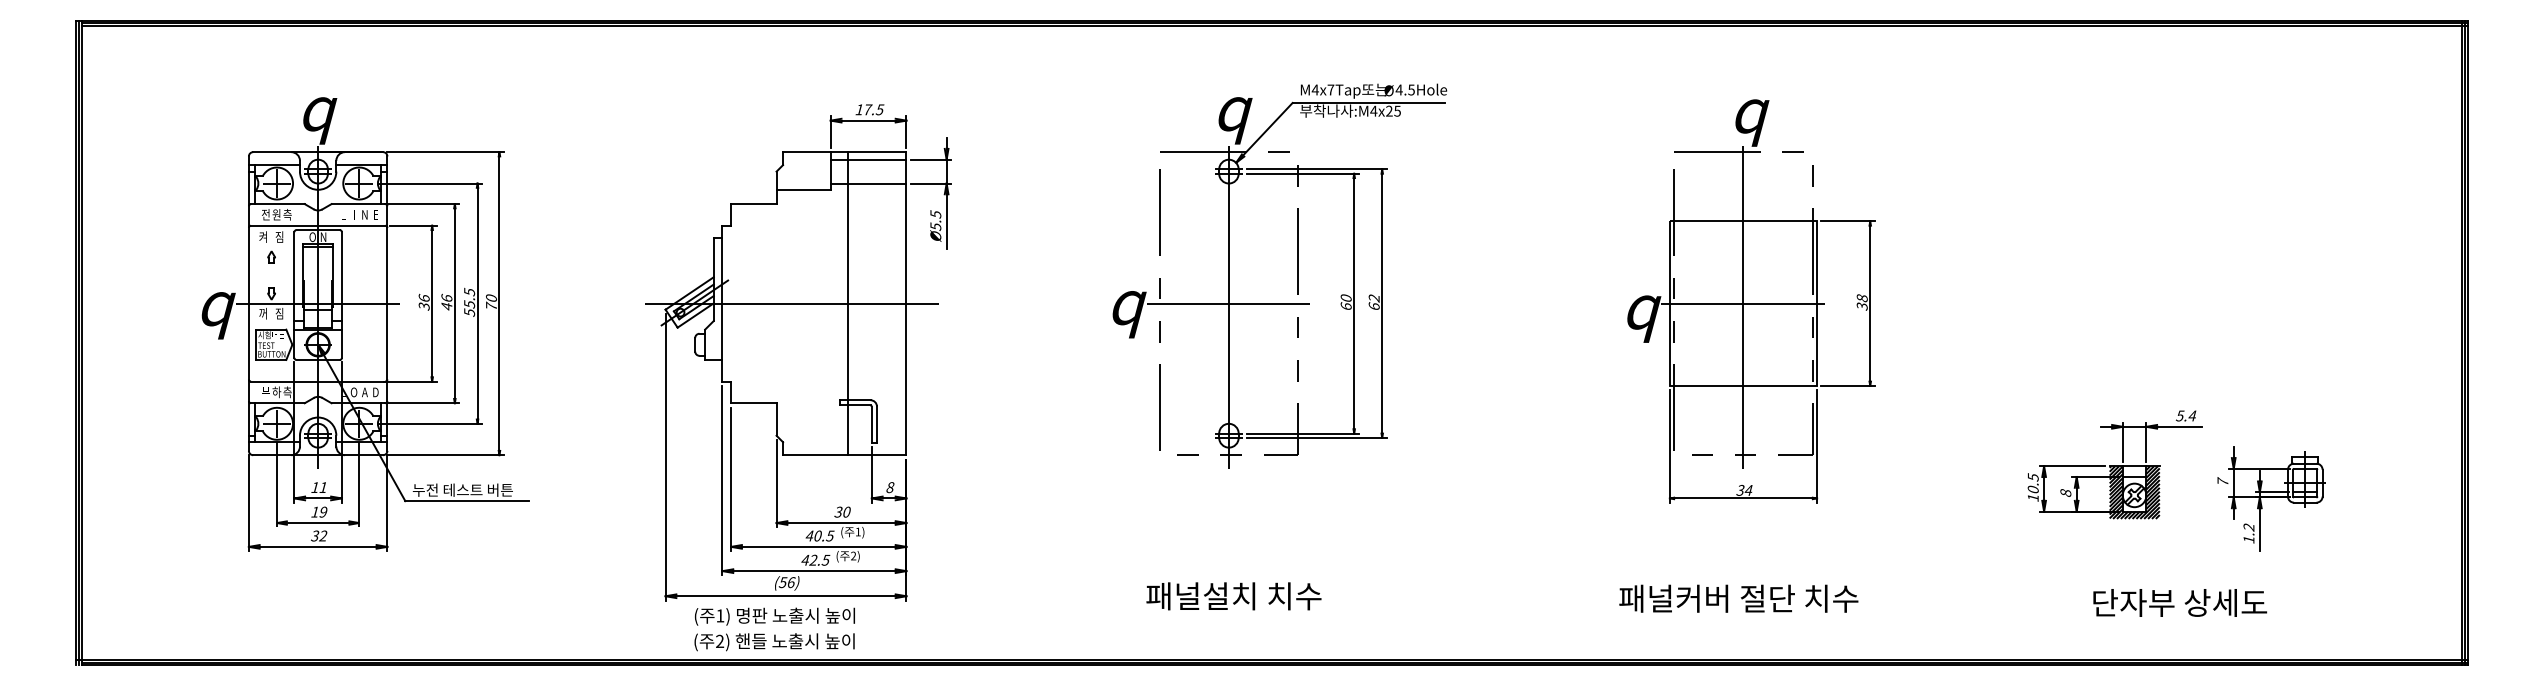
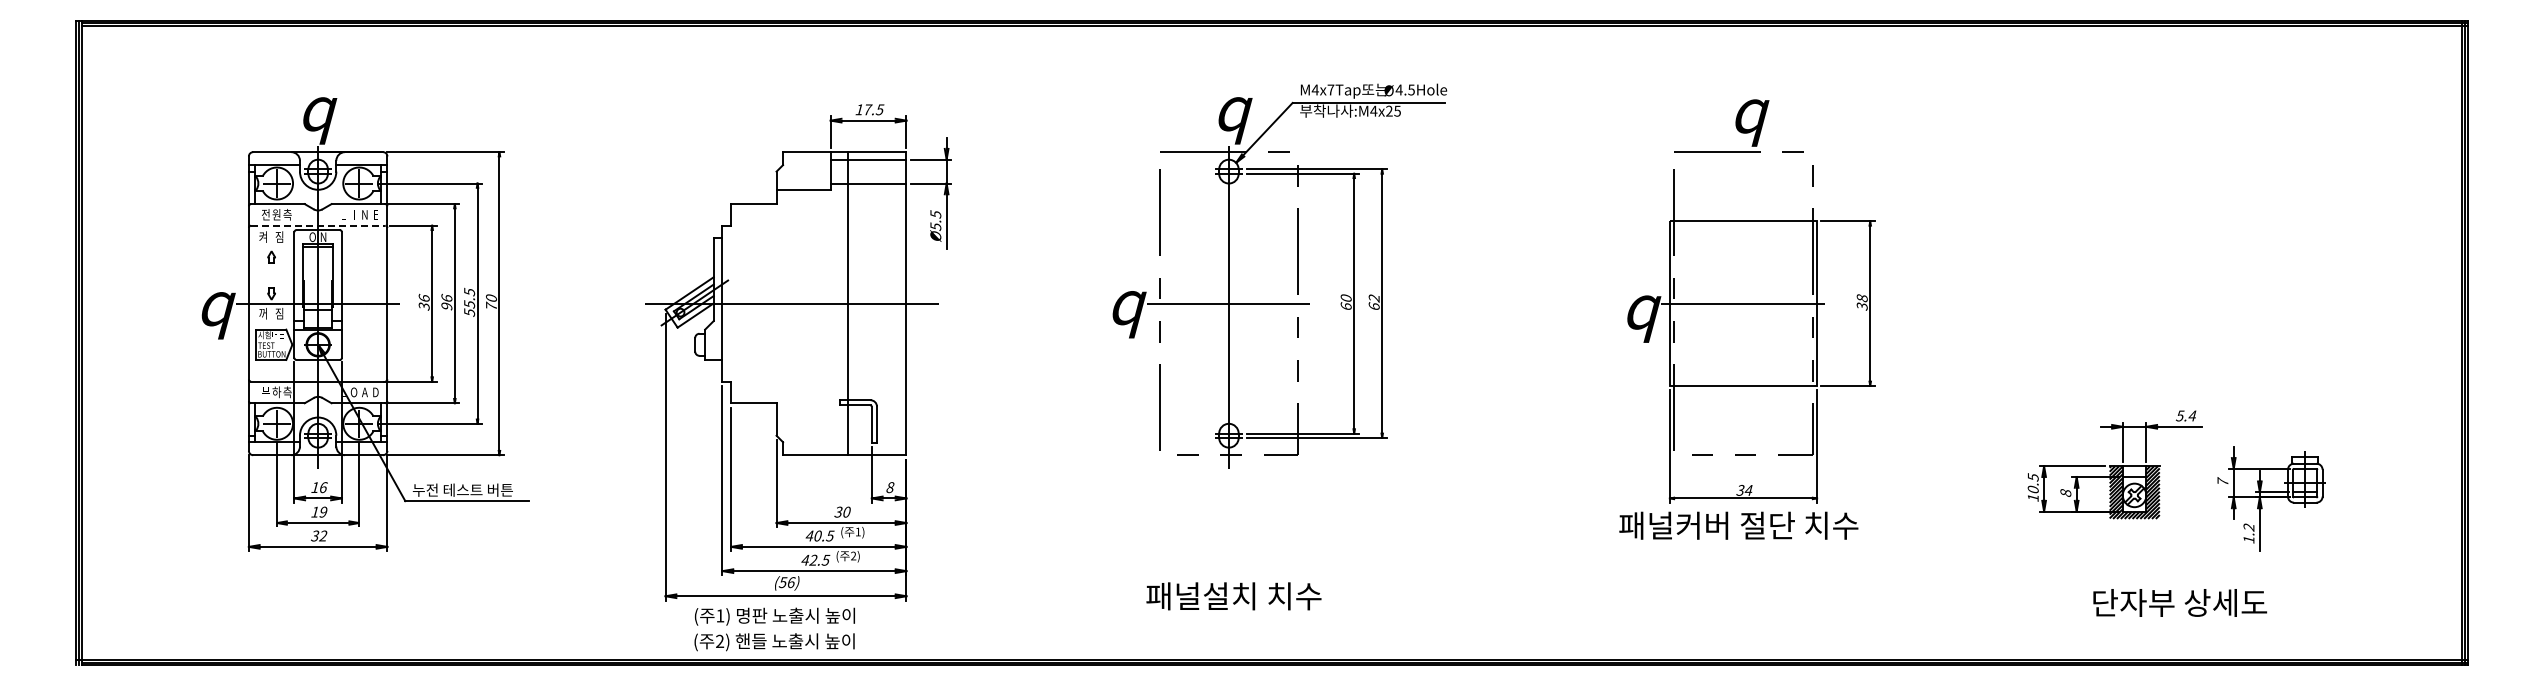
line: solid -> dashed (318, 225)
text: 46 -> 96 (446, 306)
line: present -> none (1743, 307)
text: 11 -> 16 (323, 487)
text position: (1738, 598) -> (1738, 525) (1738, 525)
